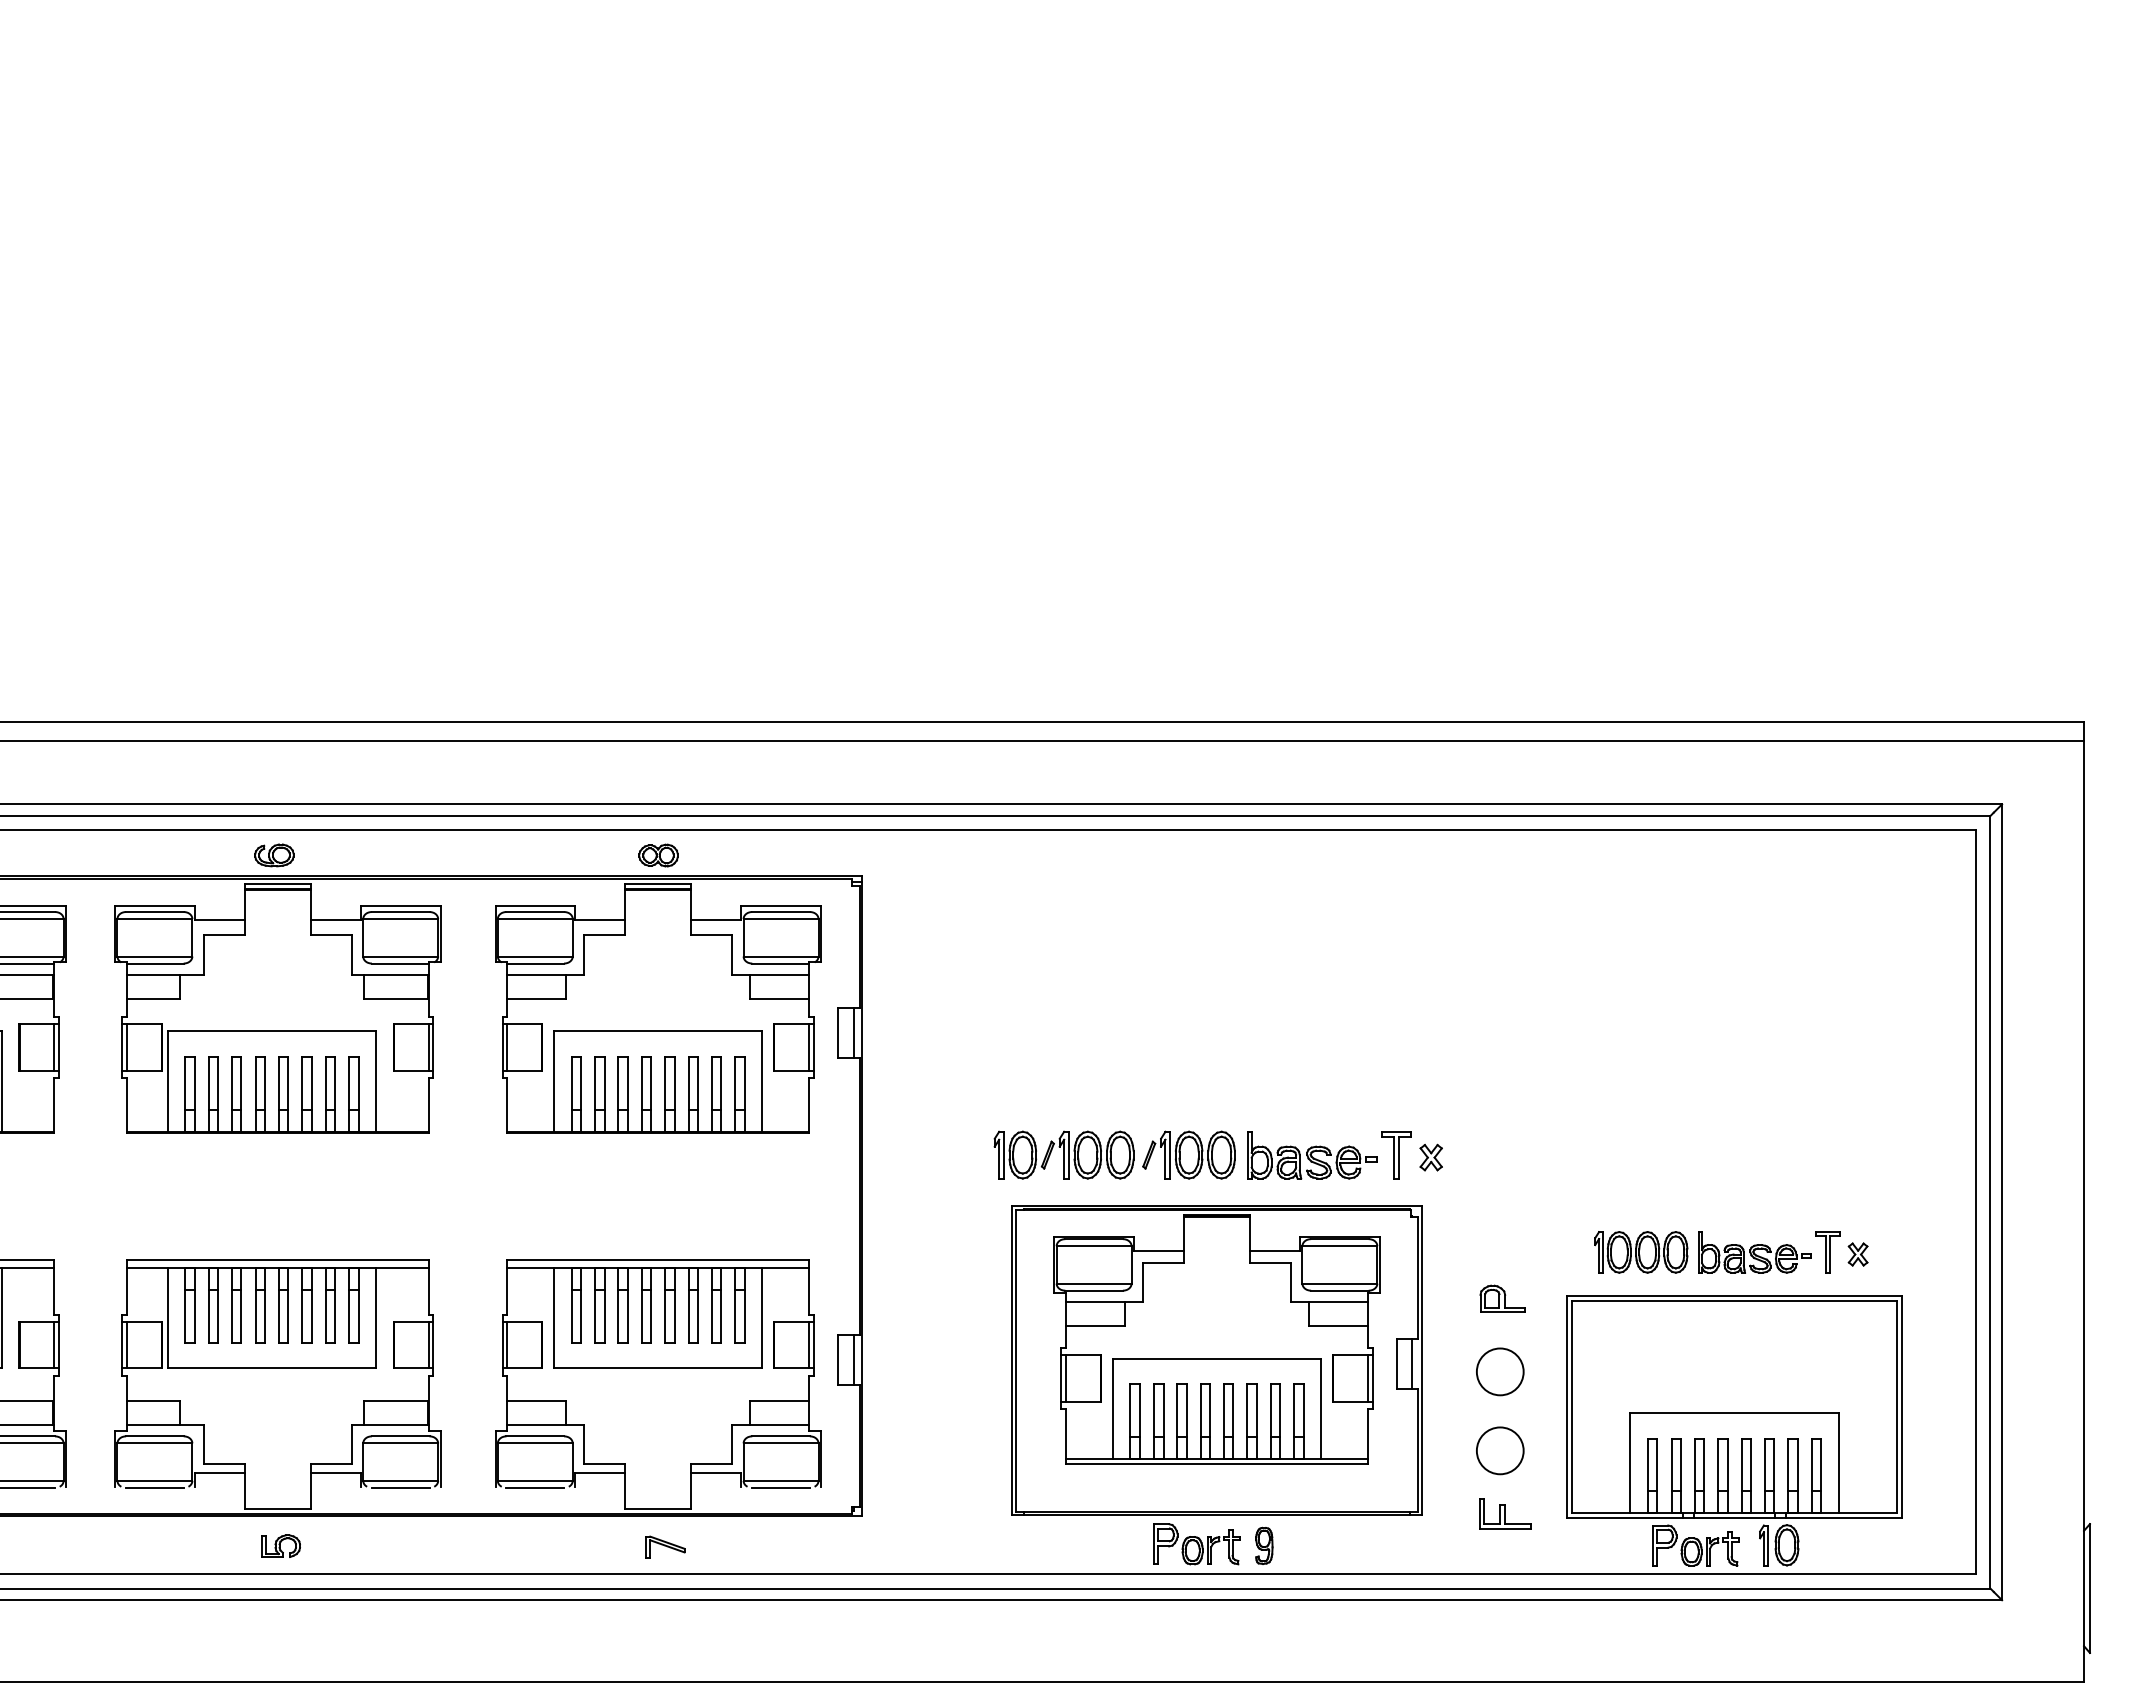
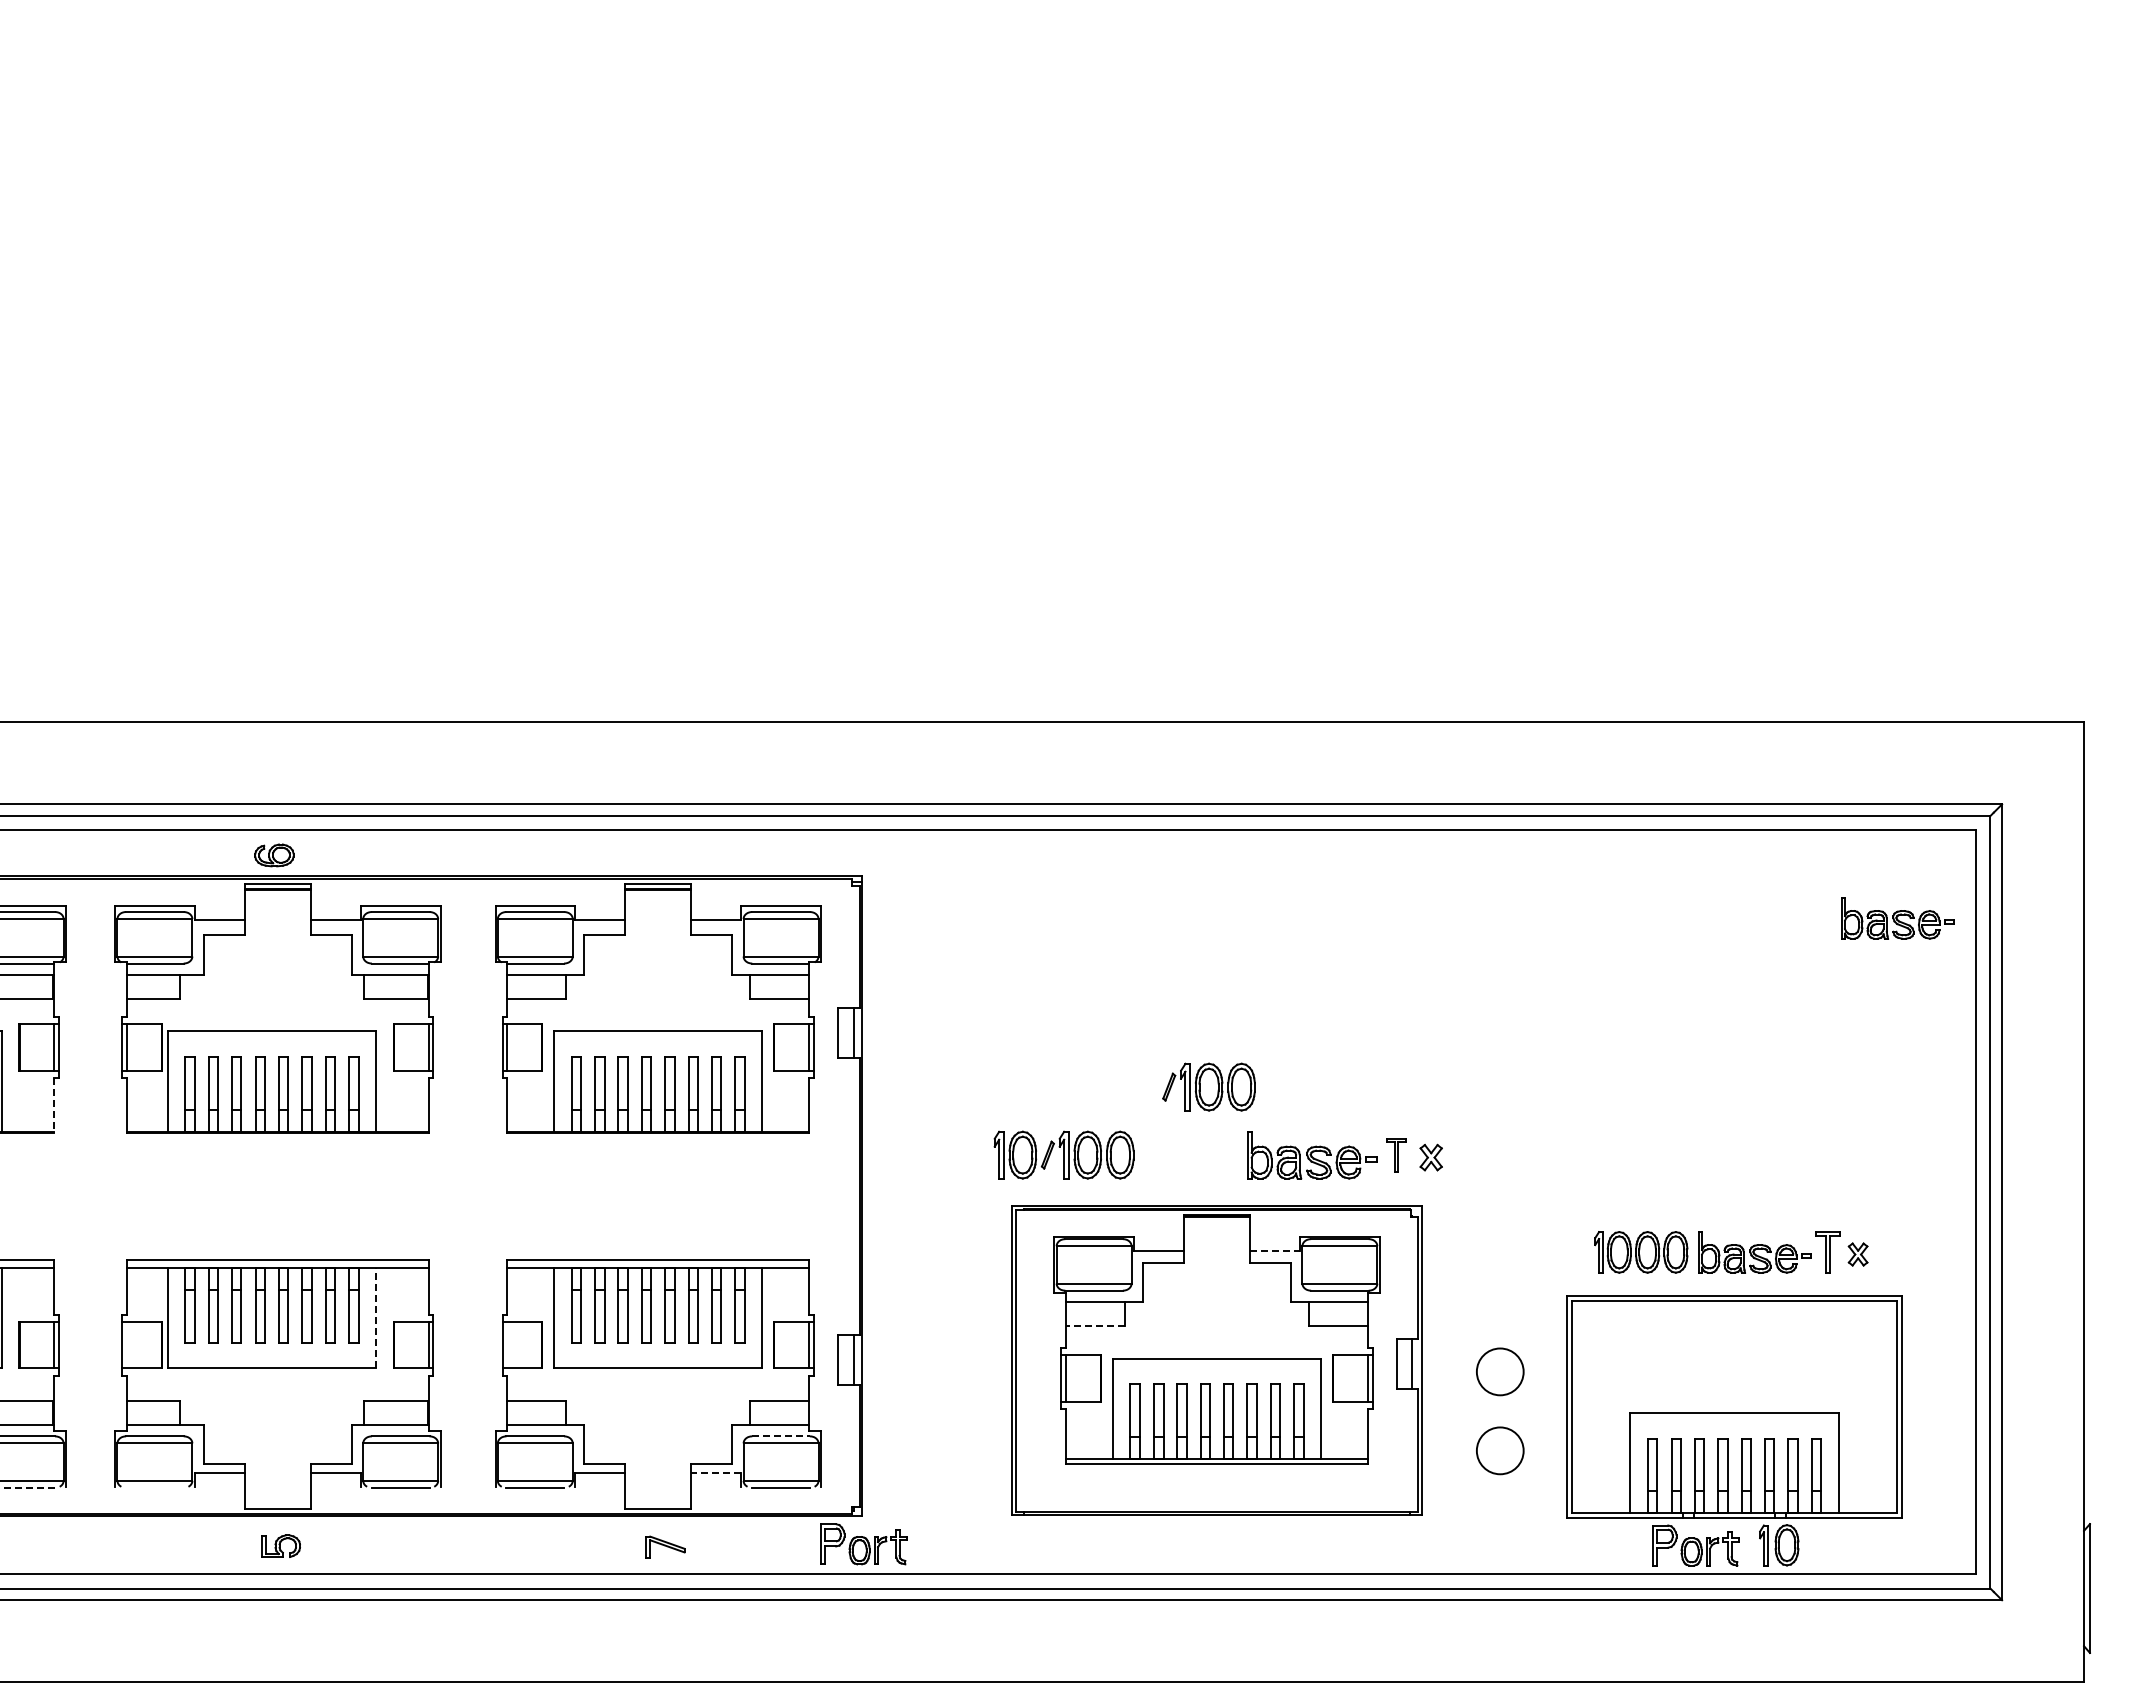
line: present -> none (1043, 741)
part: present -> none (658, 855)
part: none -> present (1897, 918)
line: solid -> dashed (54, 1105)
part position: (1188, 1154) -> (1208, 1086) (1208, 1086)
part size: 31x49 px -> 21x35 px (1396, 1155)
line: solid -> dashed (1275, 1250)
part: present -> none (1502, 1298)
line: solid -> dashed (376, 1317)
line: solid -> dashed (1095, 1325)
line: present -> none (126, 1344)
line: present -> none (507, 1344)
line: solid -> dashed (781, 1436)
line: solid -> dashed (715, 1472)
line: solid -> dashed (27, 1487)
line: present -> none (154, 1487)
part: present -> none (1505, 1513)
part position: (1196, 1544) -> (863, 1544) (863, 1544)
part: present -> none (1264, 1545)
